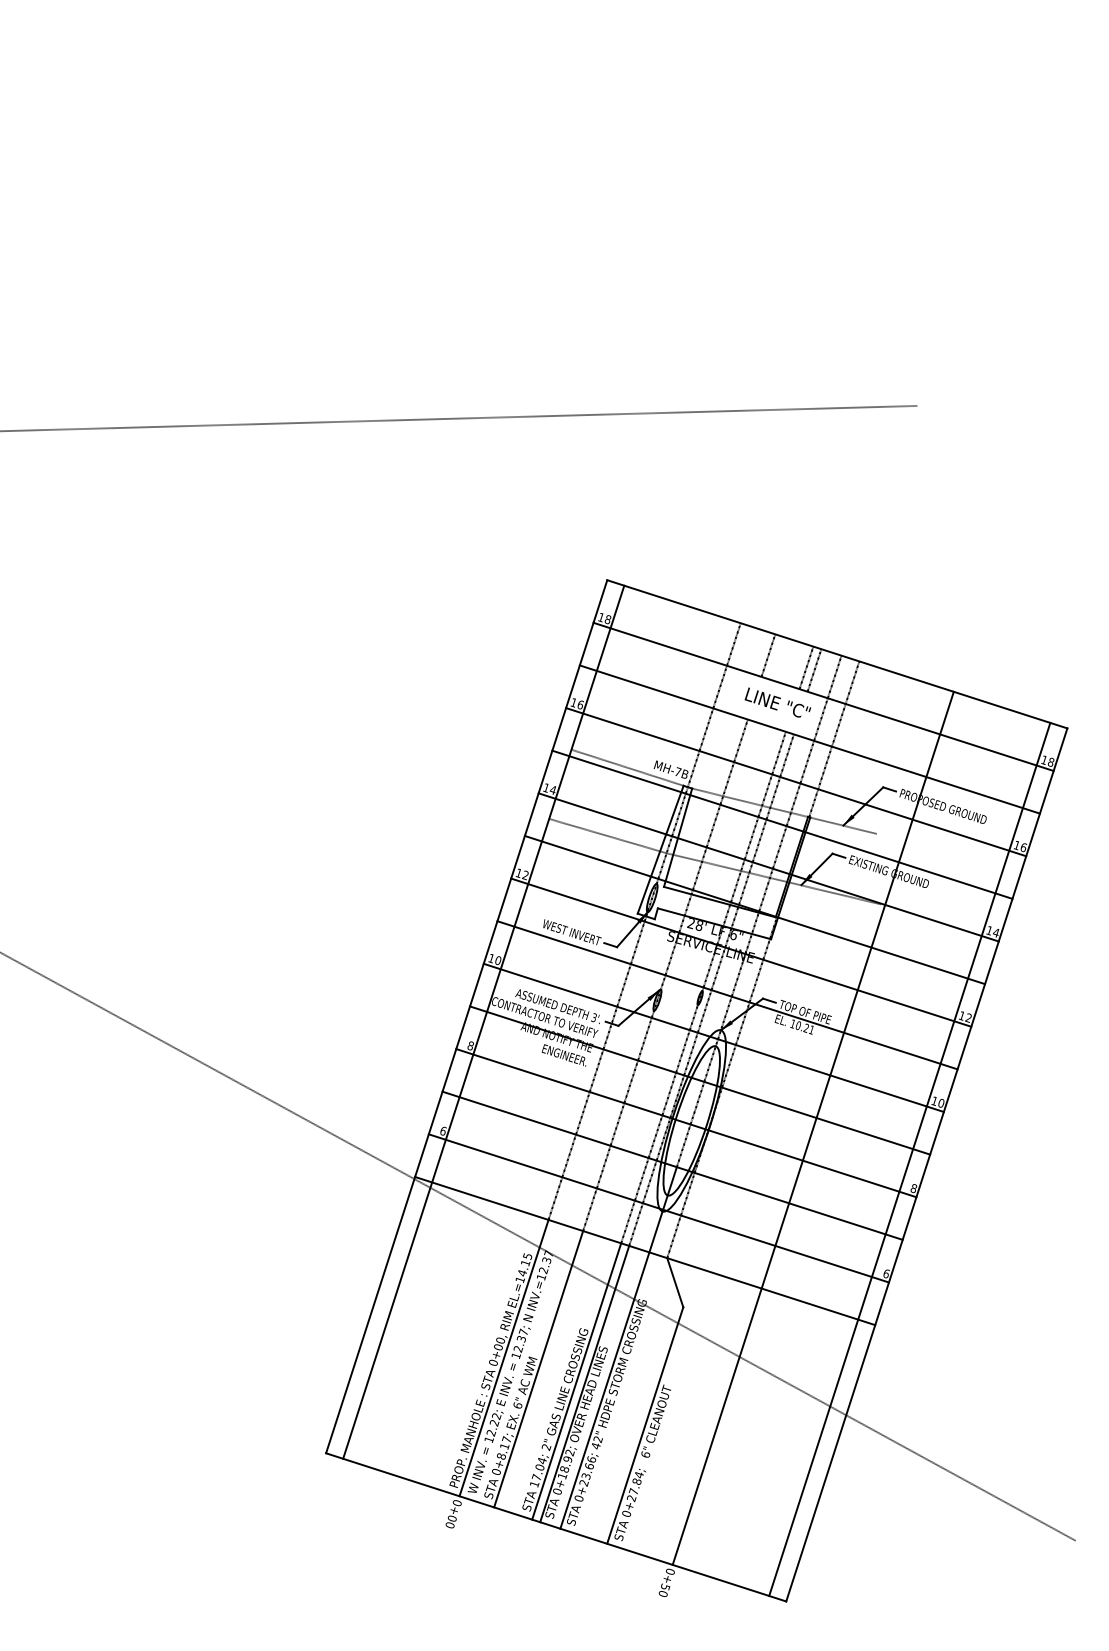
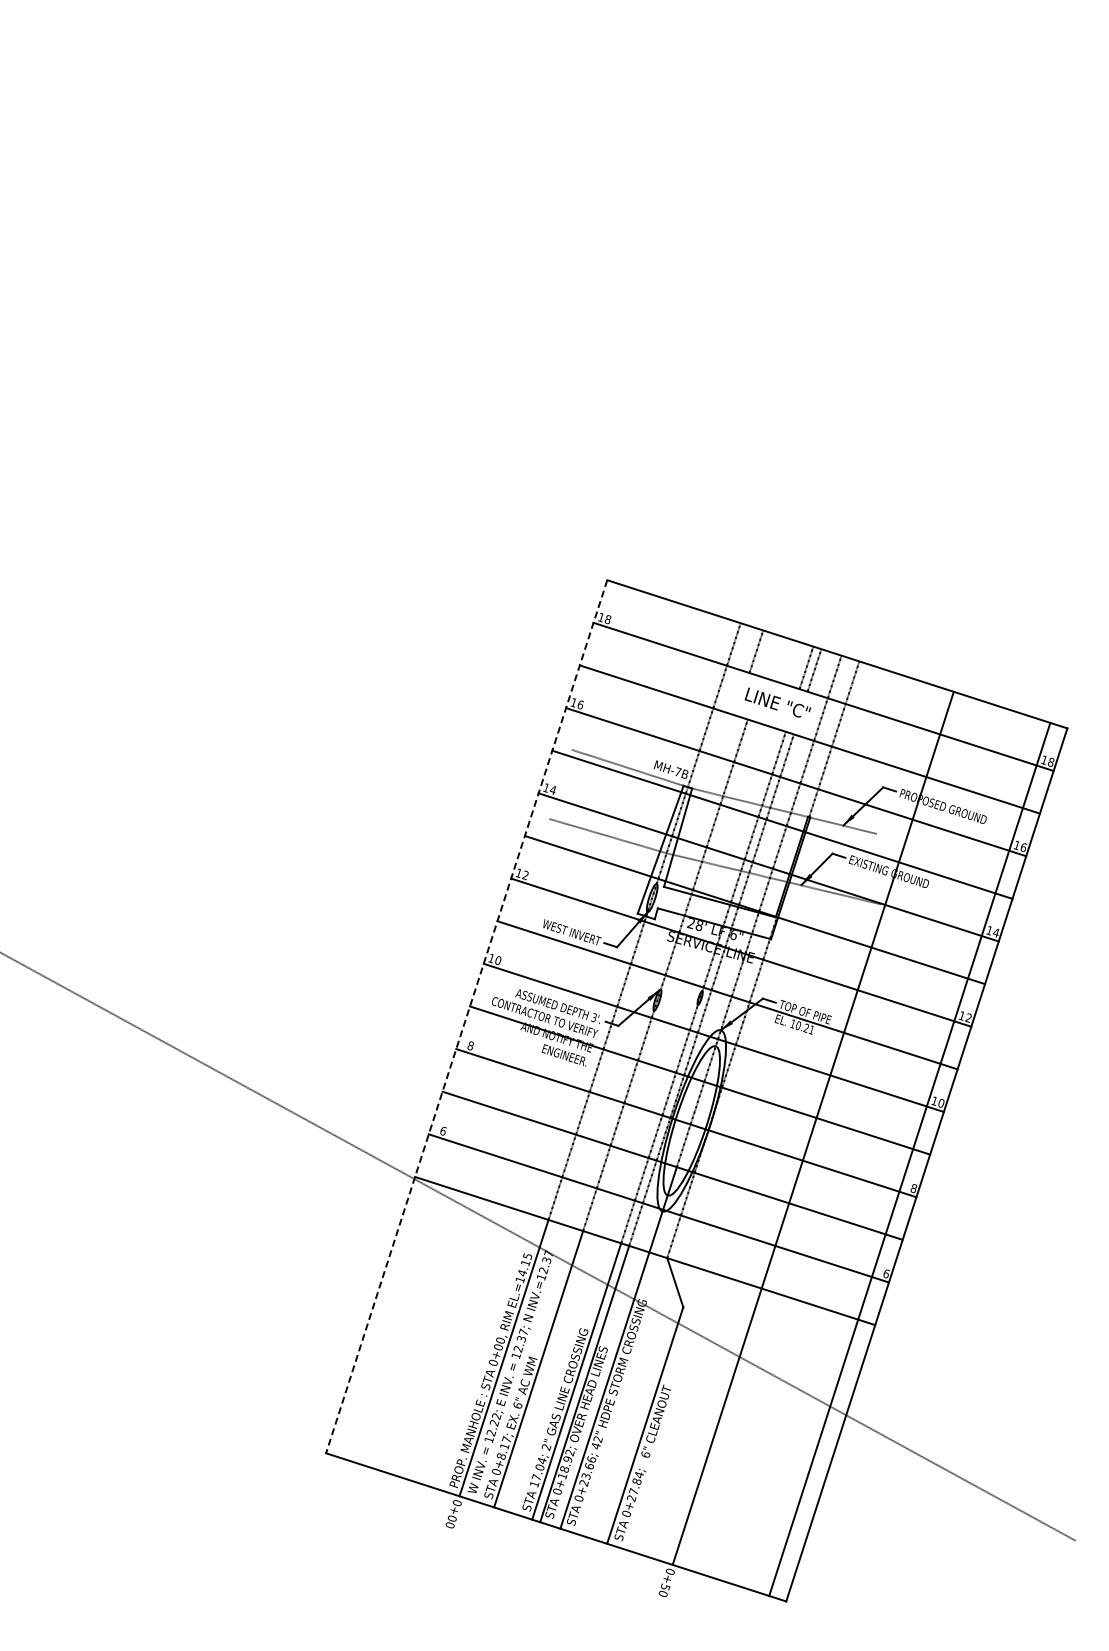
line: present -> none (459, 418)
line position: (768, 655) -> (756, 651) (756, 651)
line: solid -> dashed (466, 1016)
line: present -> none (483, 1021)
